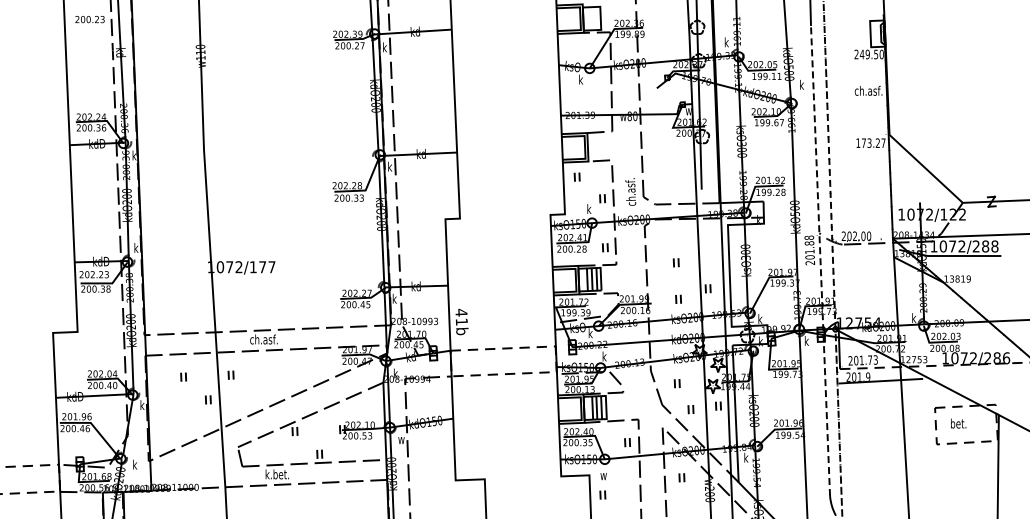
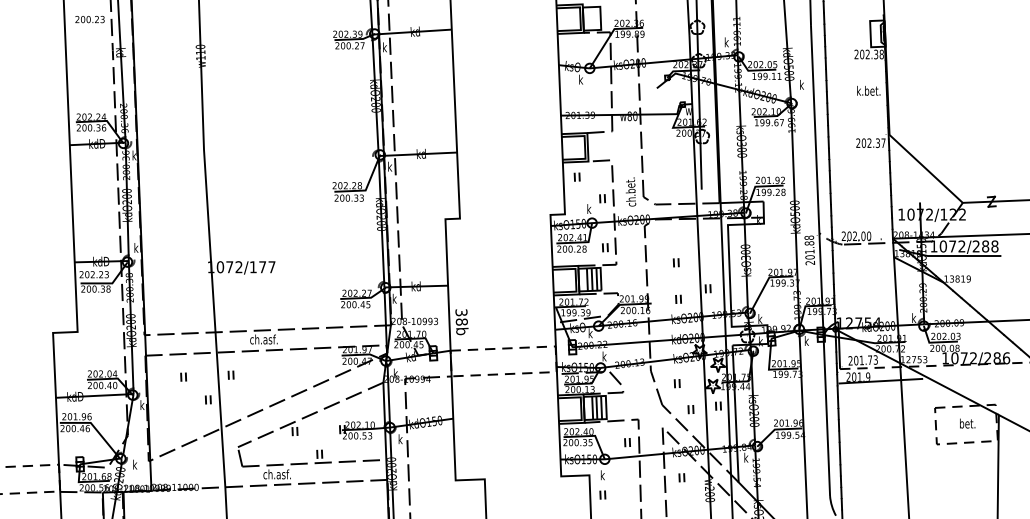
text: 249.50 -> 202.38 (871, 54)
text: ch.asf. -> k.bet. (868, 90)
text: 173.27 -> 202.37 (867, 143)
text: ch.asf. -> ch.bet. (630, 191)
line: dashed -> solid (832, 259)
line: dashed -> solid (820, 260)
text: 41b -> 38b (461, 316)
text position: (958, 423) -> (967, 423) (967, 423)
text: w -> k (401, 438)
text: k.bet. -> ch.asf. (276, 474)
text: w -> k (603, 475)
